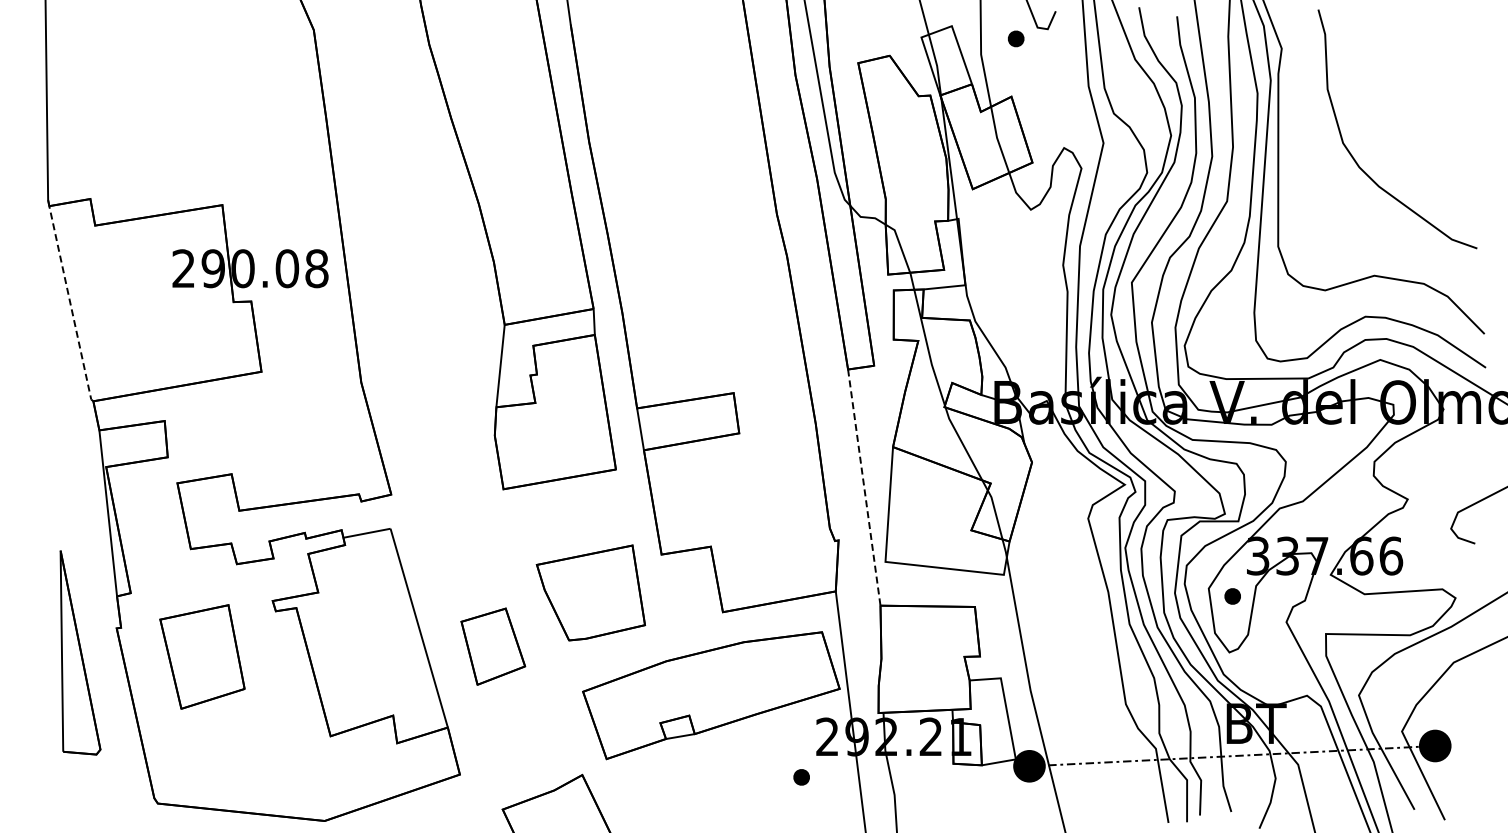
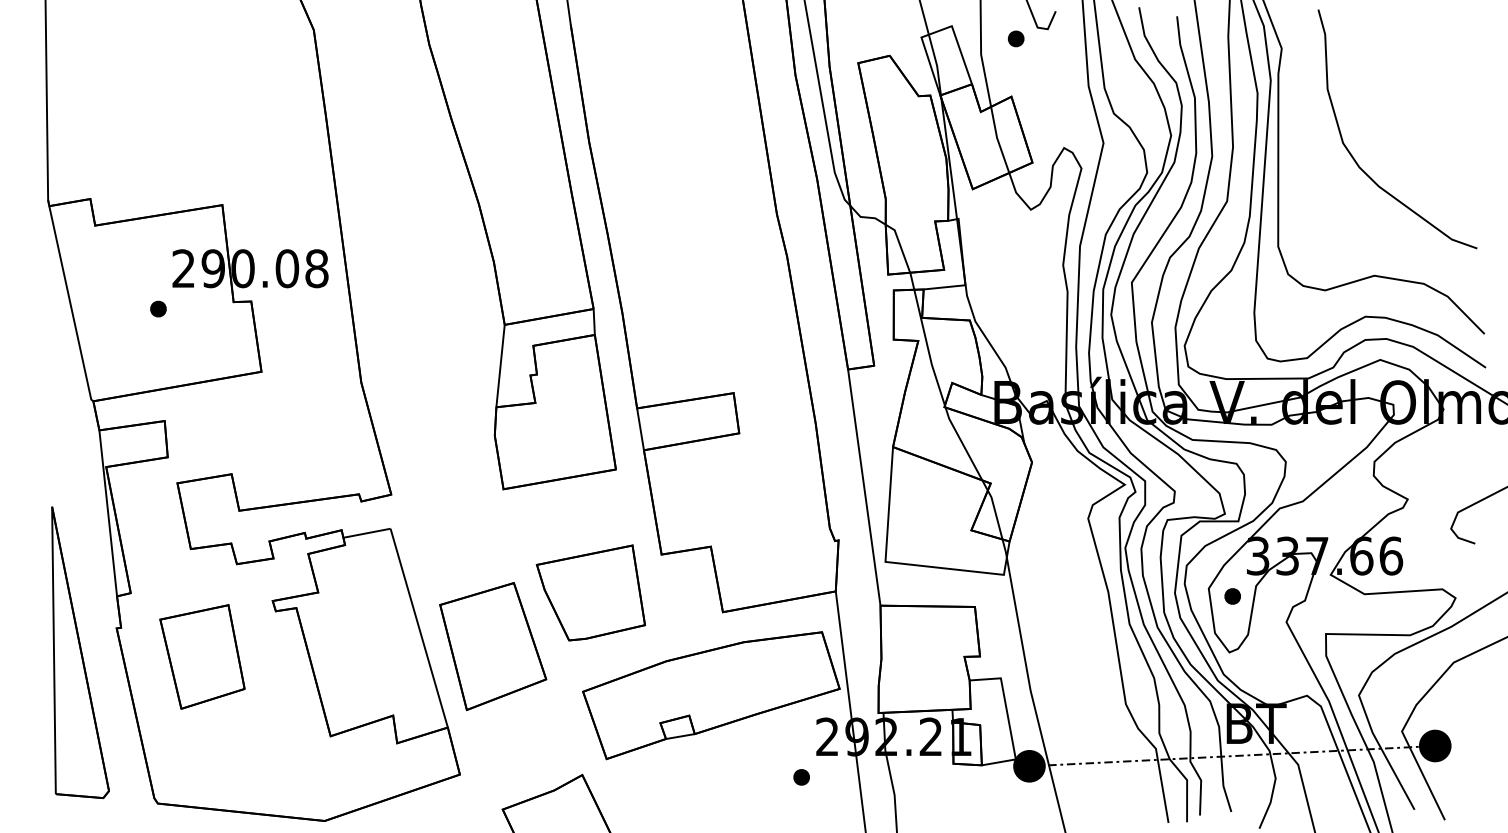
line: dashed -> solid (70, 304)
part: none -> present (158, 308)
line: dashed -> solid (864, 488)
part size: 67x79 px -> 109x130 px (493, 646)
part size: 43x206 px -> 59x294 px (80, 652)
